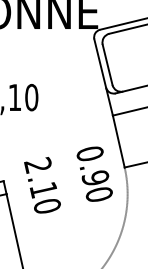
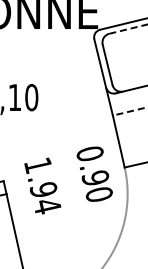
line: solid -> dashed (128, 29)
line: solid -> dashed (130, 111)
text: 2.10 -> 1.94 (42, 185)
